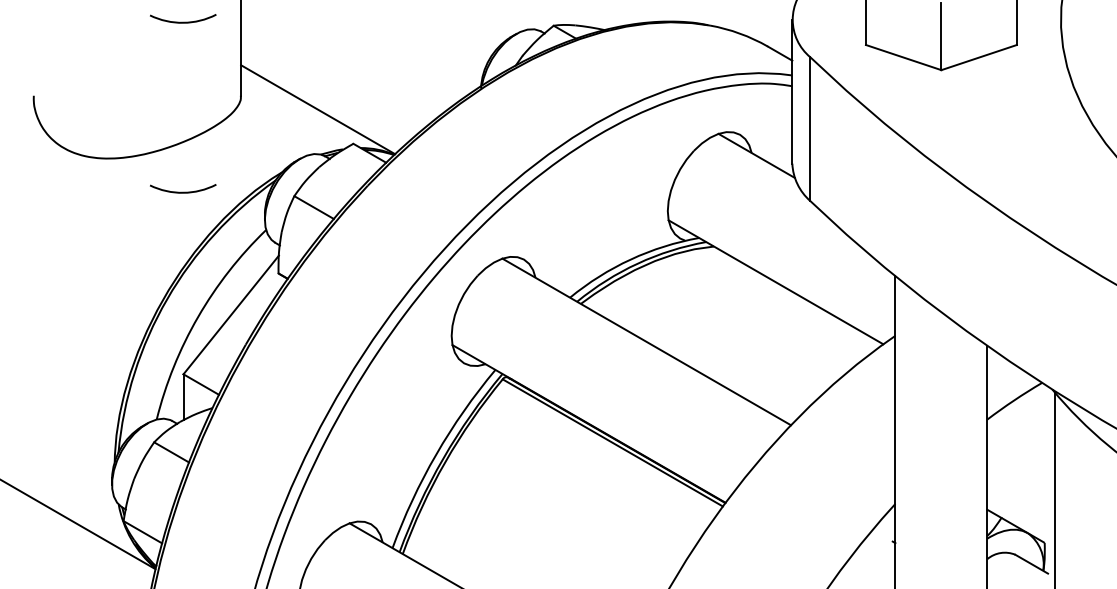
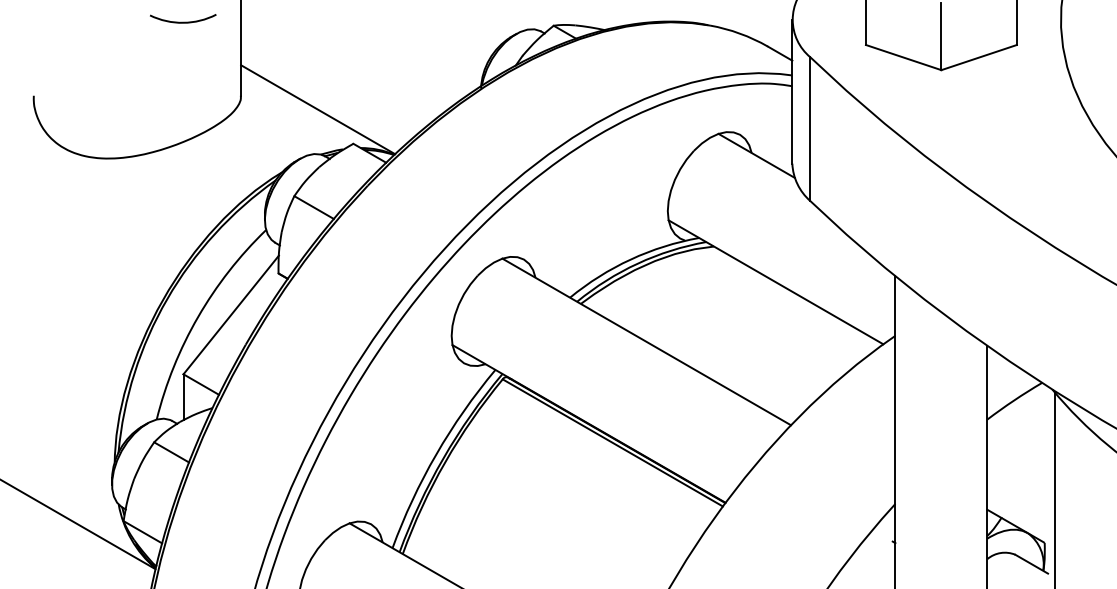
arc: present -> none (183, 191)
